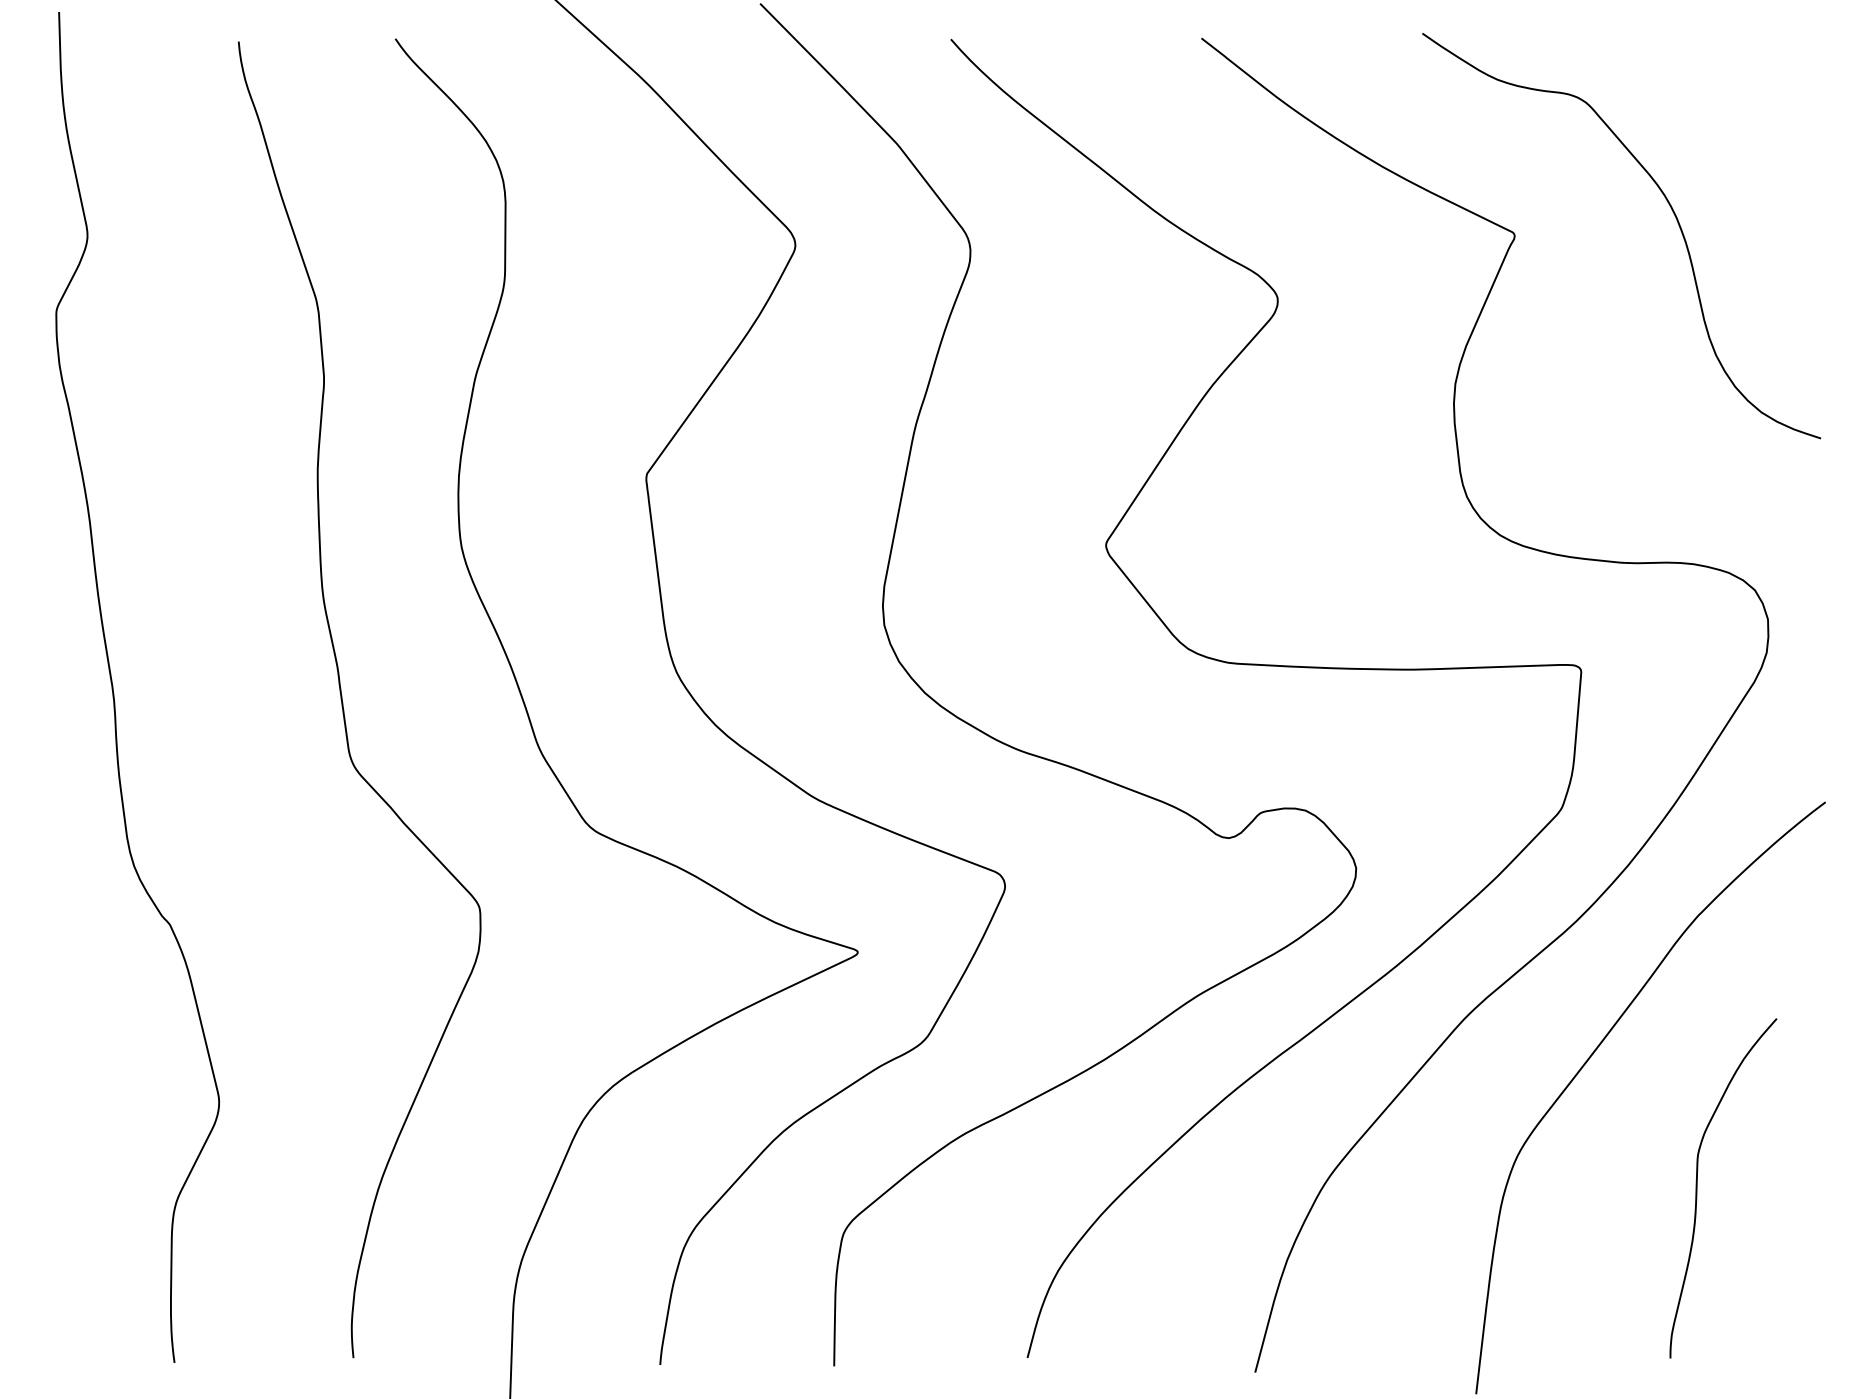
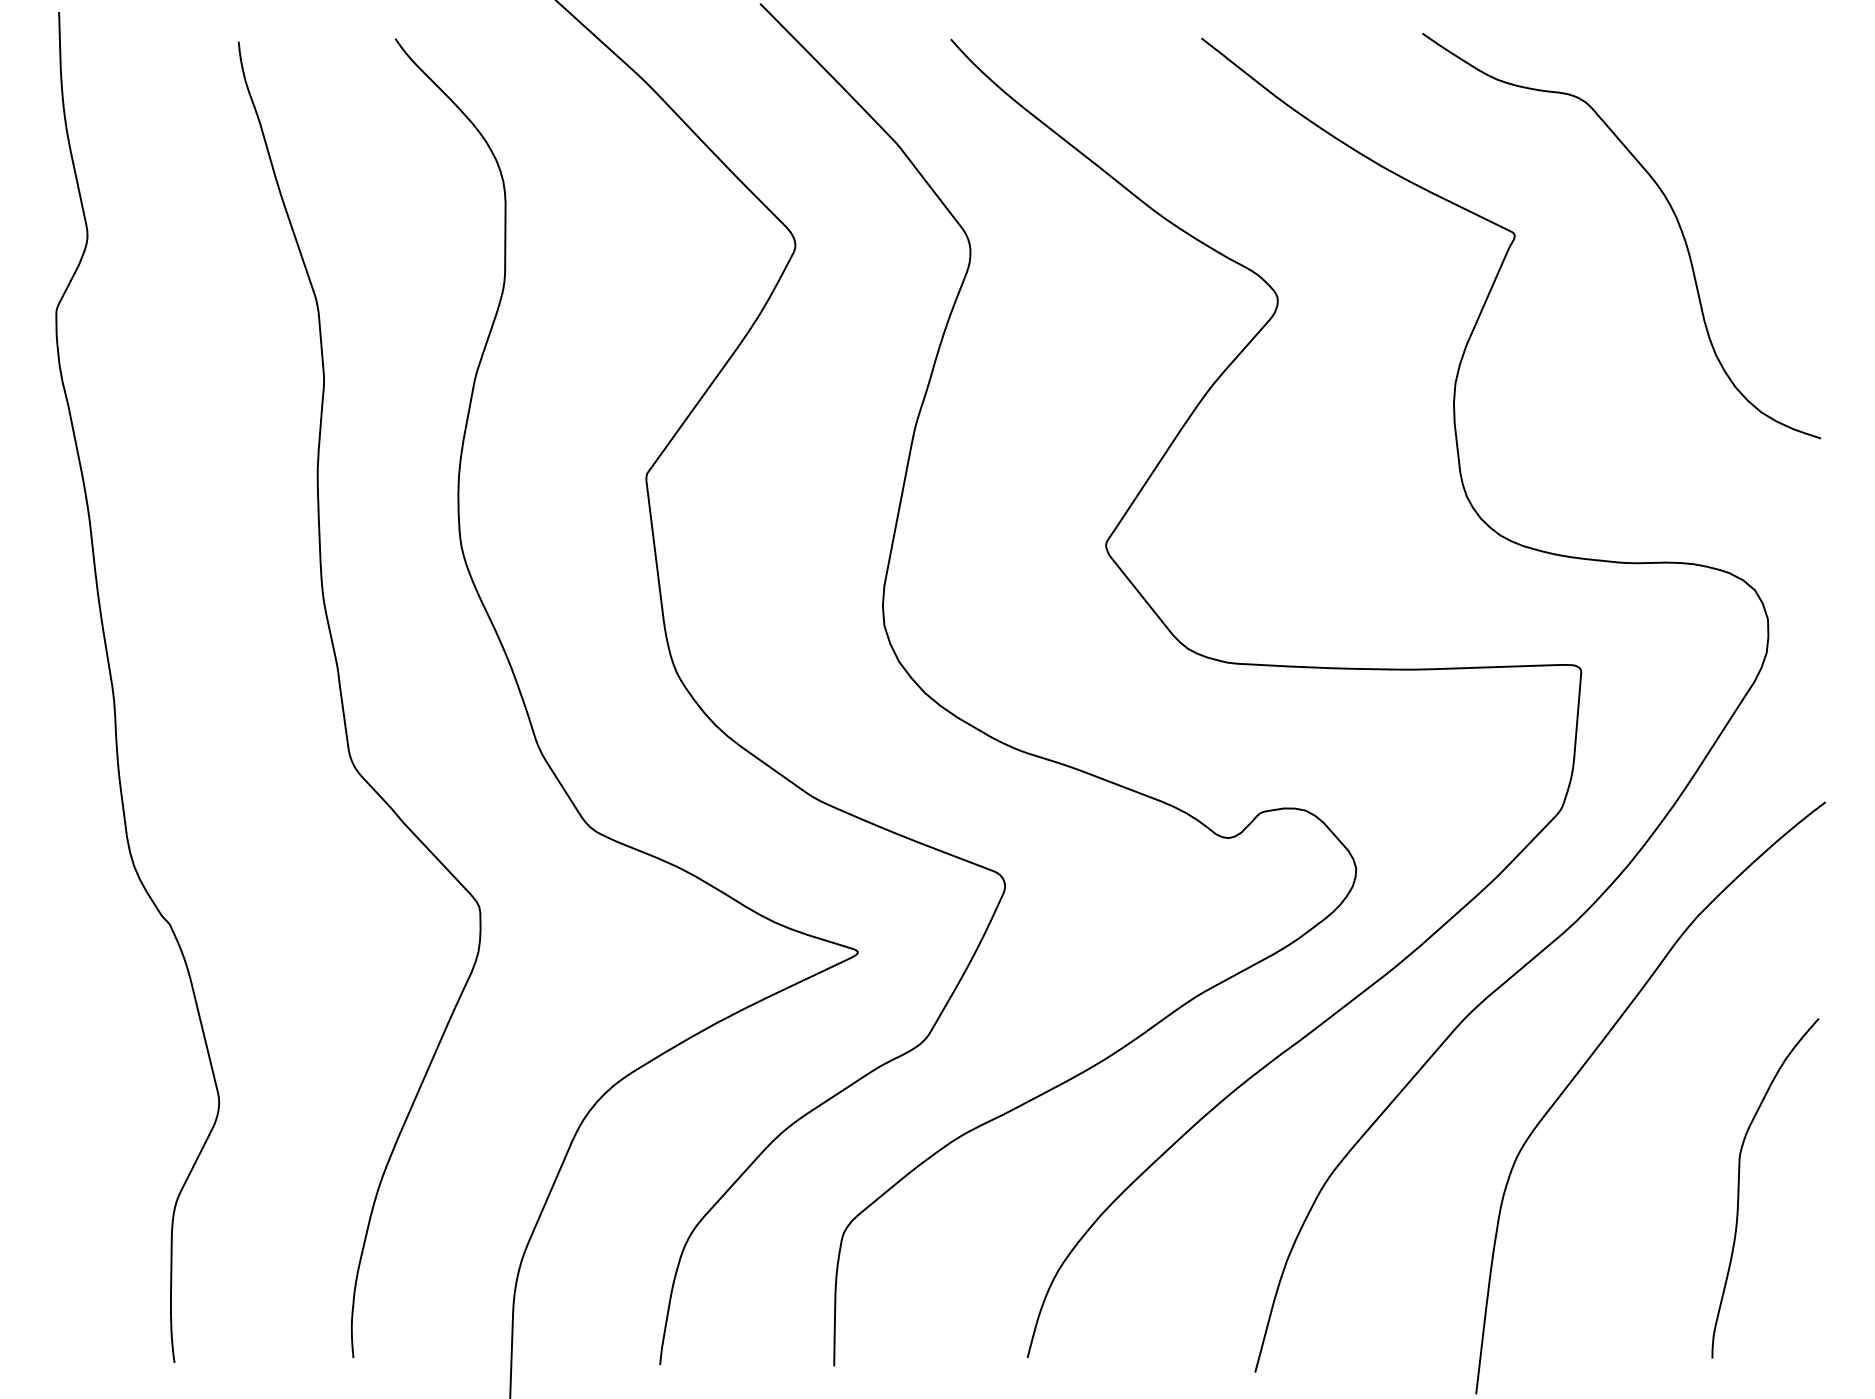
curve position: (1697, 1188) -> (1739, 1188) (1739, 1188)
